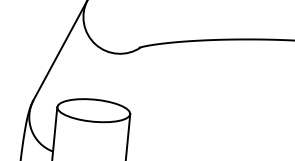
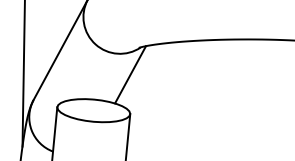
line: none -> present (23, 74)
line: none -> present (130, 74)
